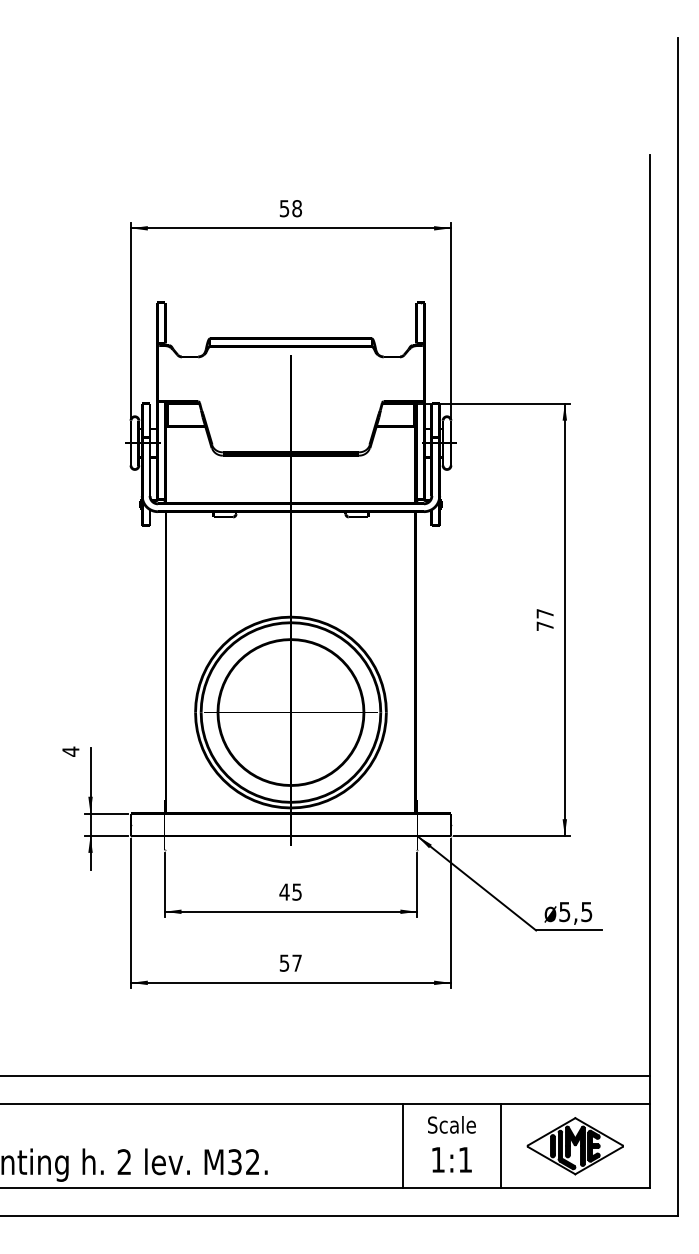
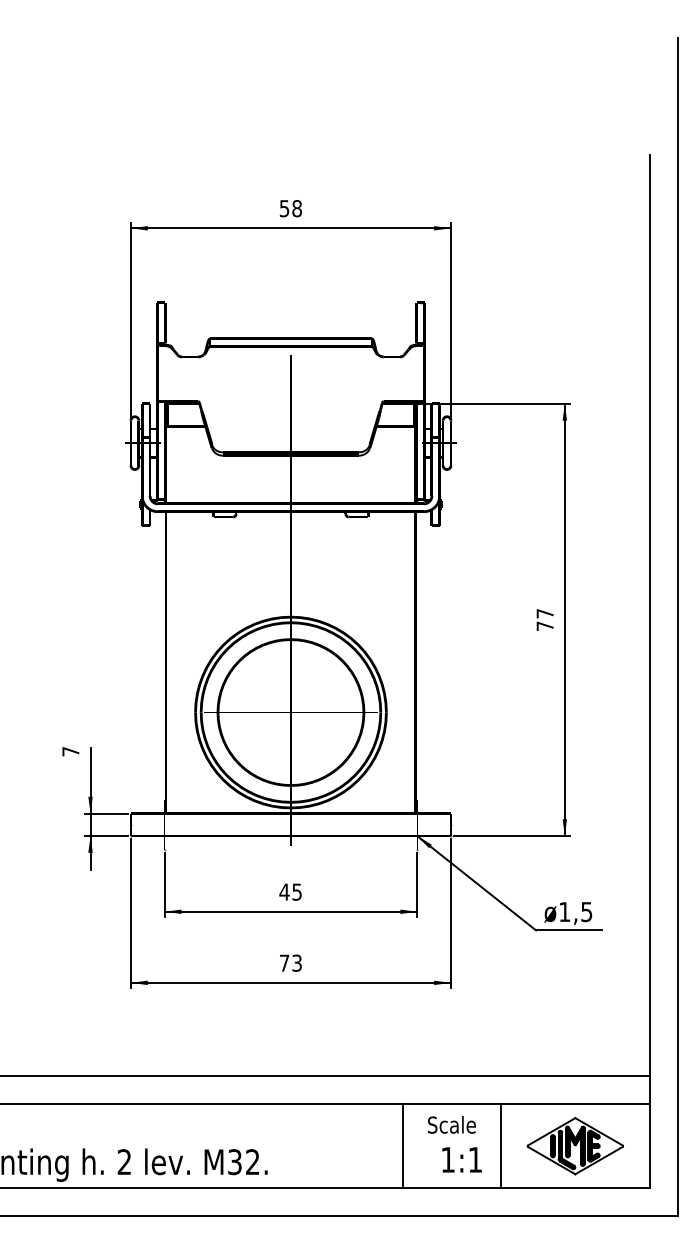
text: 4 -> 7 (70, 751)
text: ø5,5 -> ø1,5 (564, 912)
text: 57 -> 73 (290, 962)
text position: (451, 1159) -> (461, 1159) (461, 1159)
